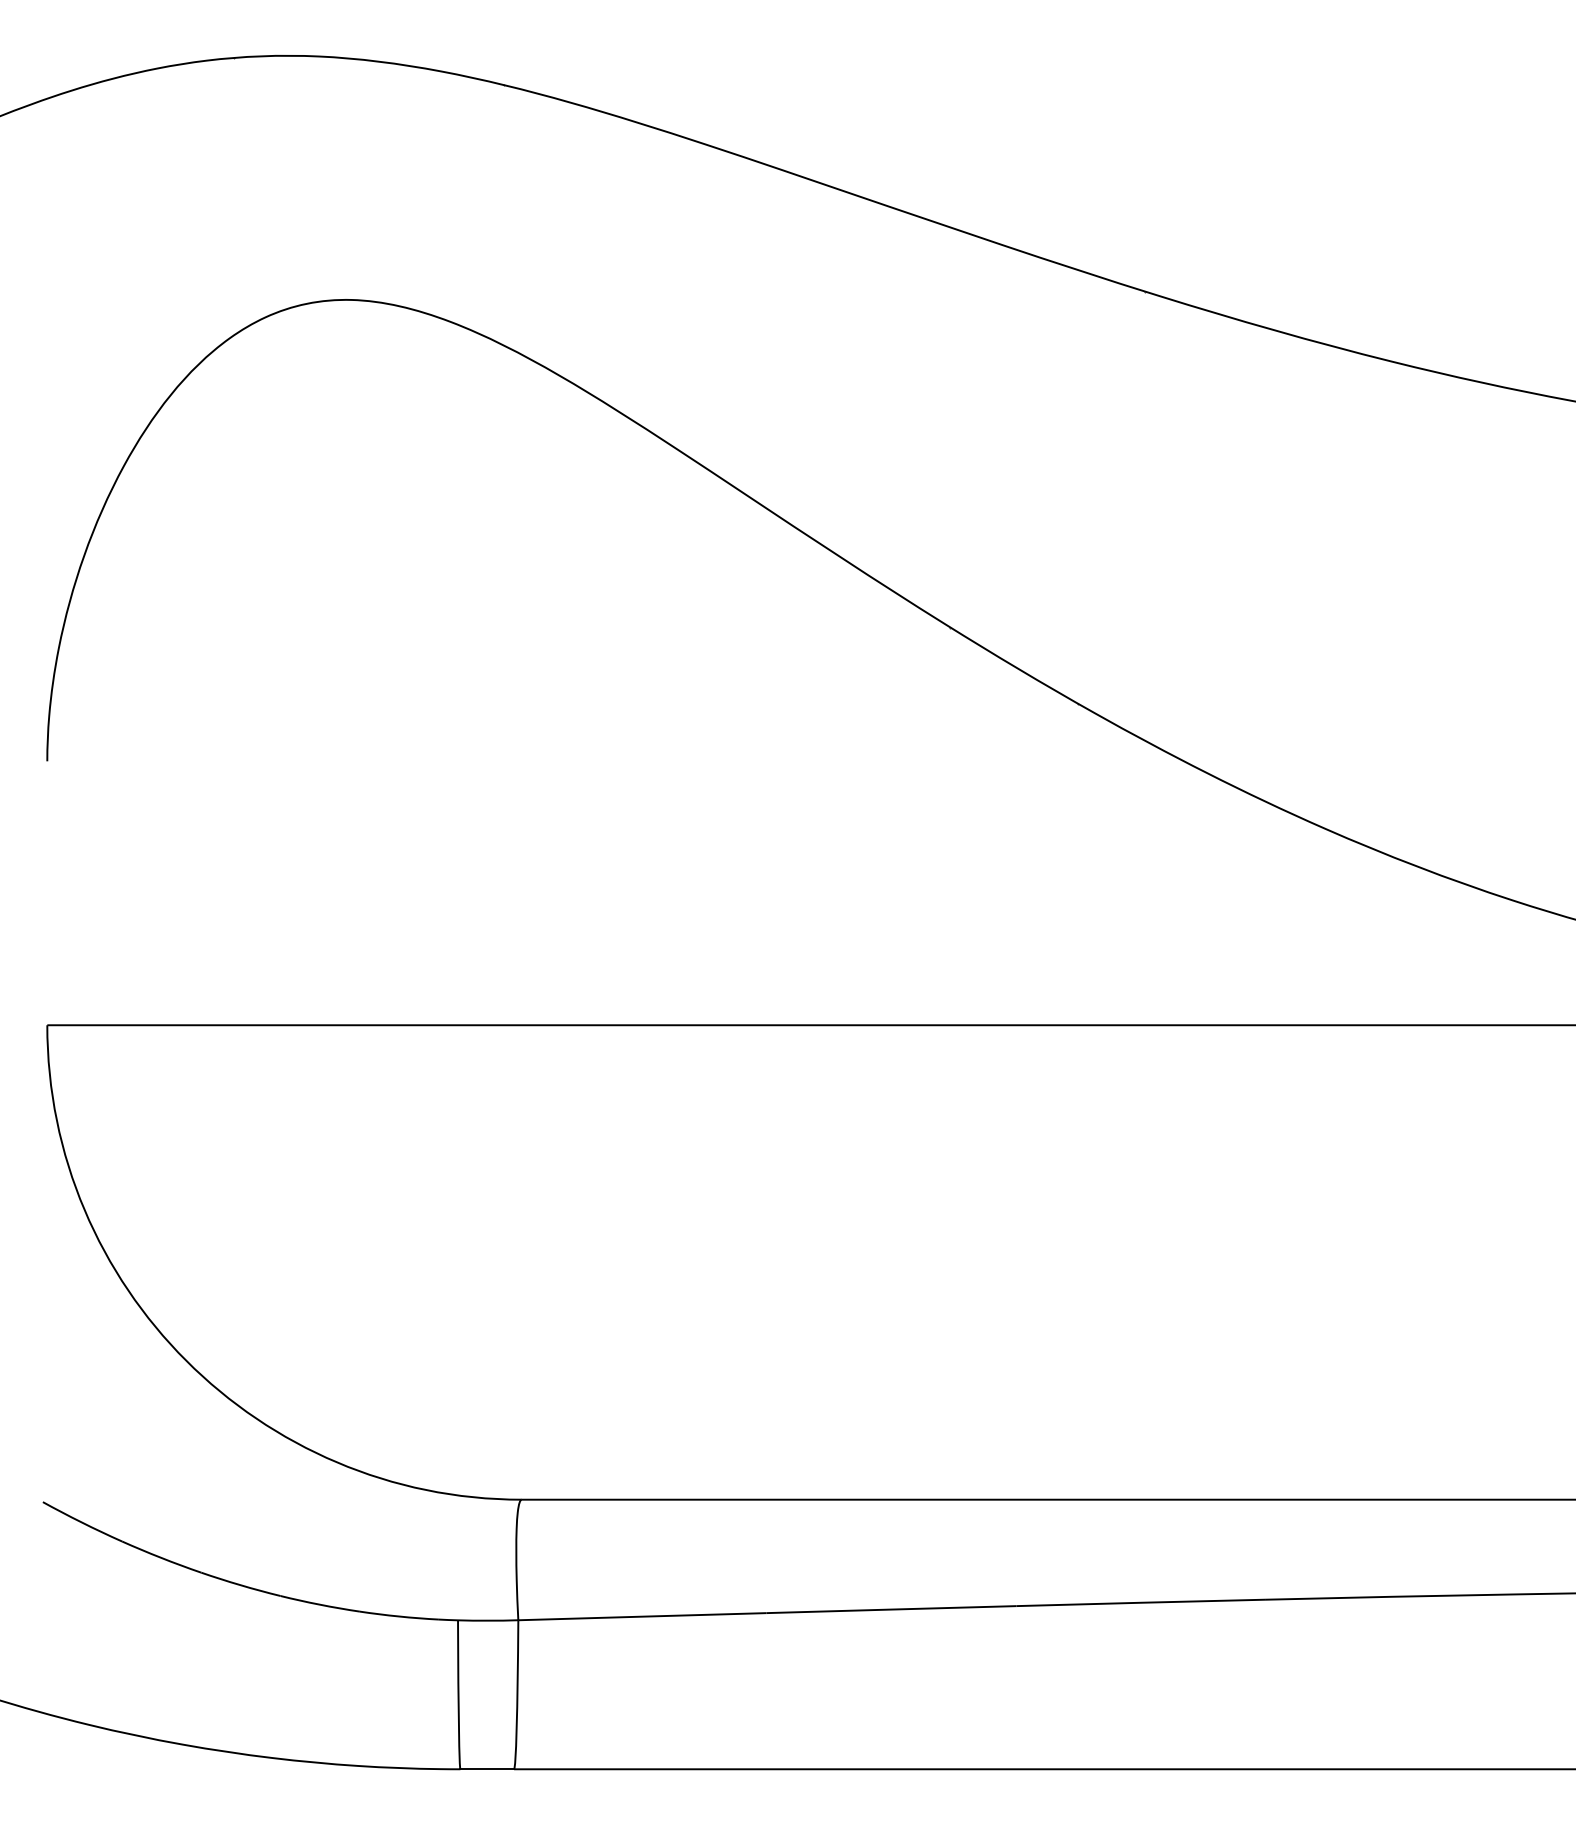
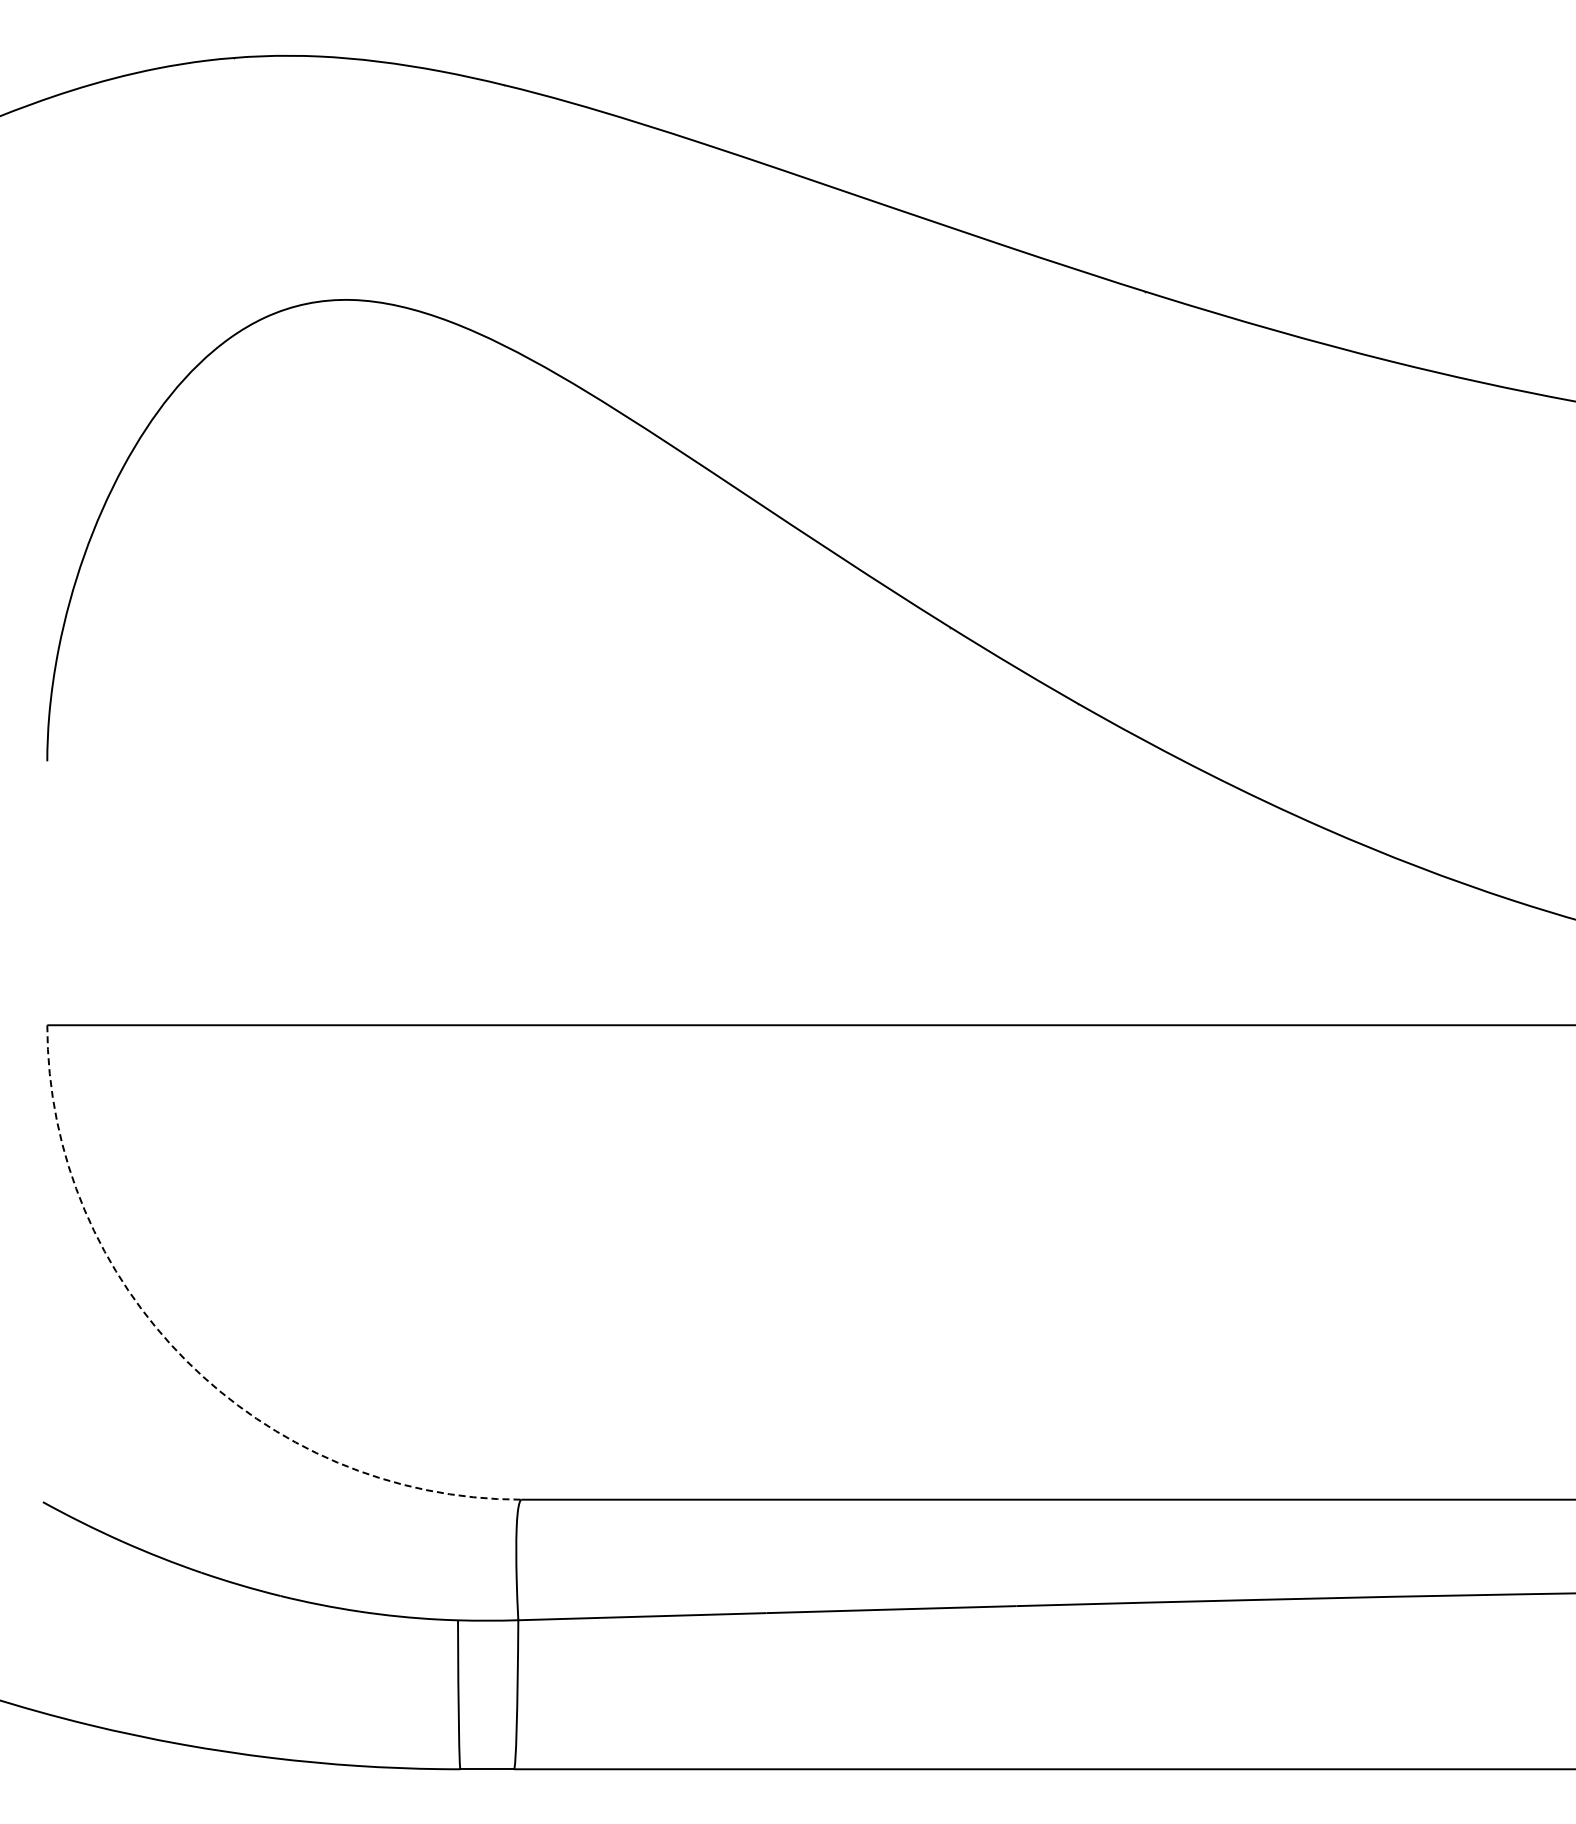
arc: solid -> dashed (186, 1360)
